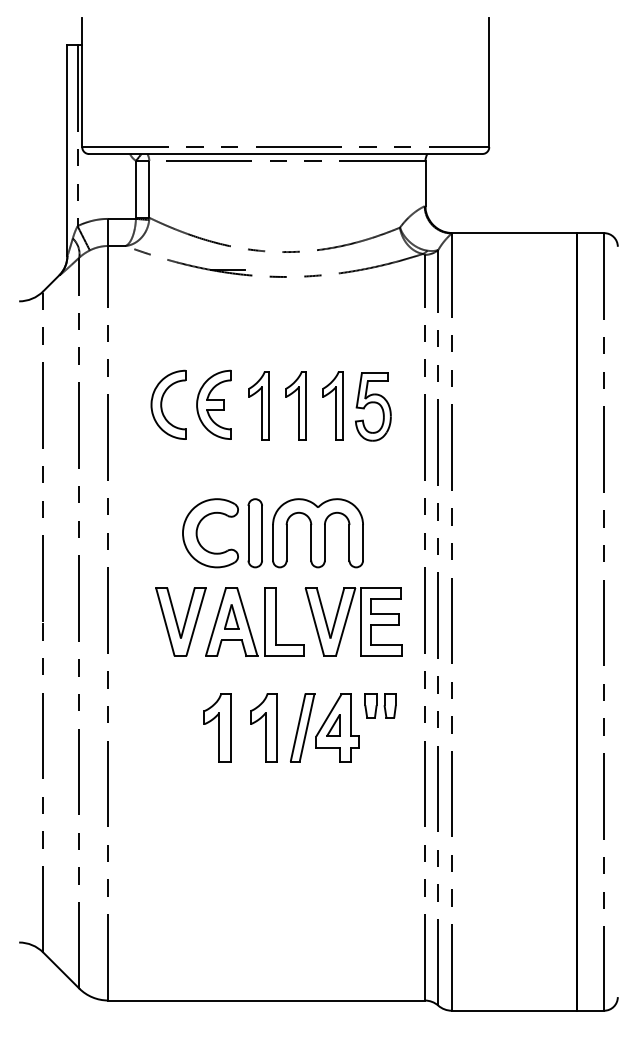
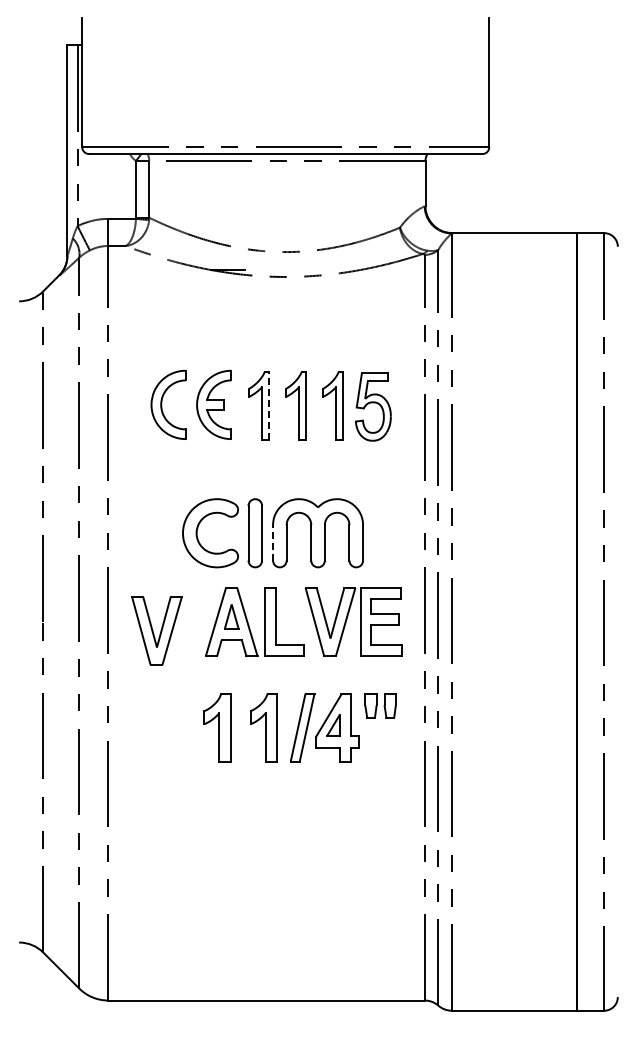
line: solid -> dashed (269, 405)
line: solid -> dashed (273, 542)
part position: (180, 621) -> (156, 630) (156, 630)
